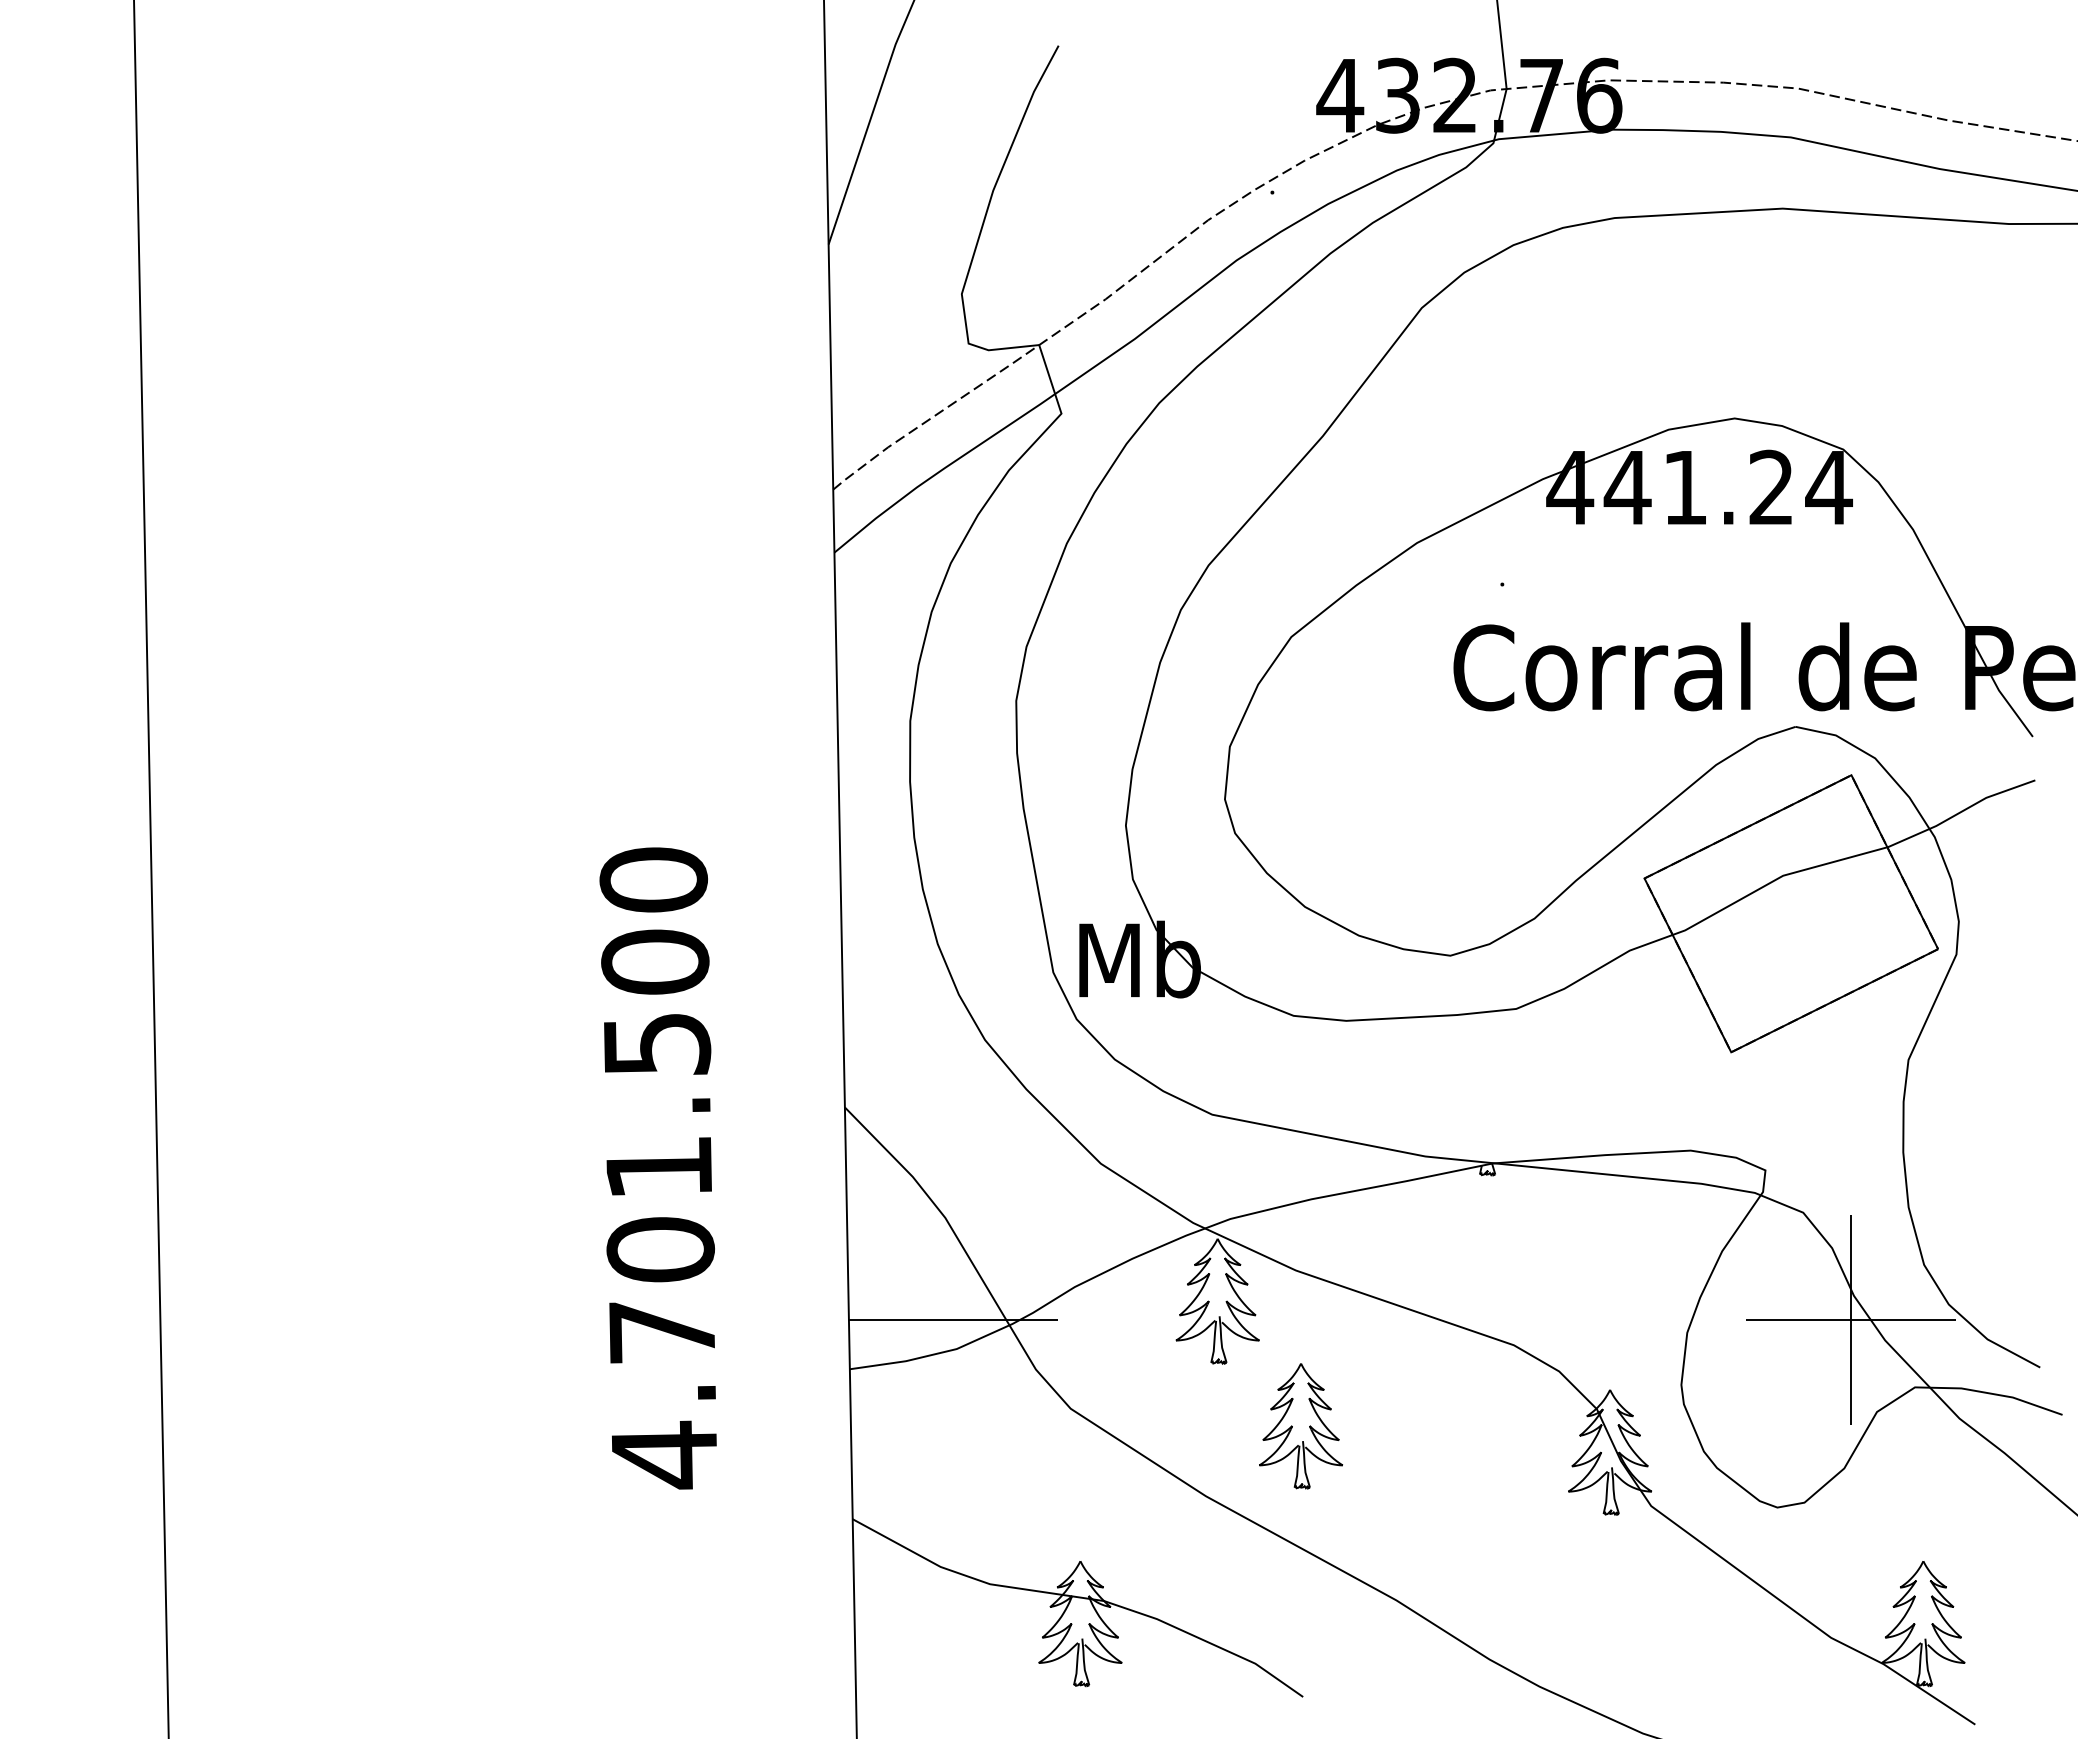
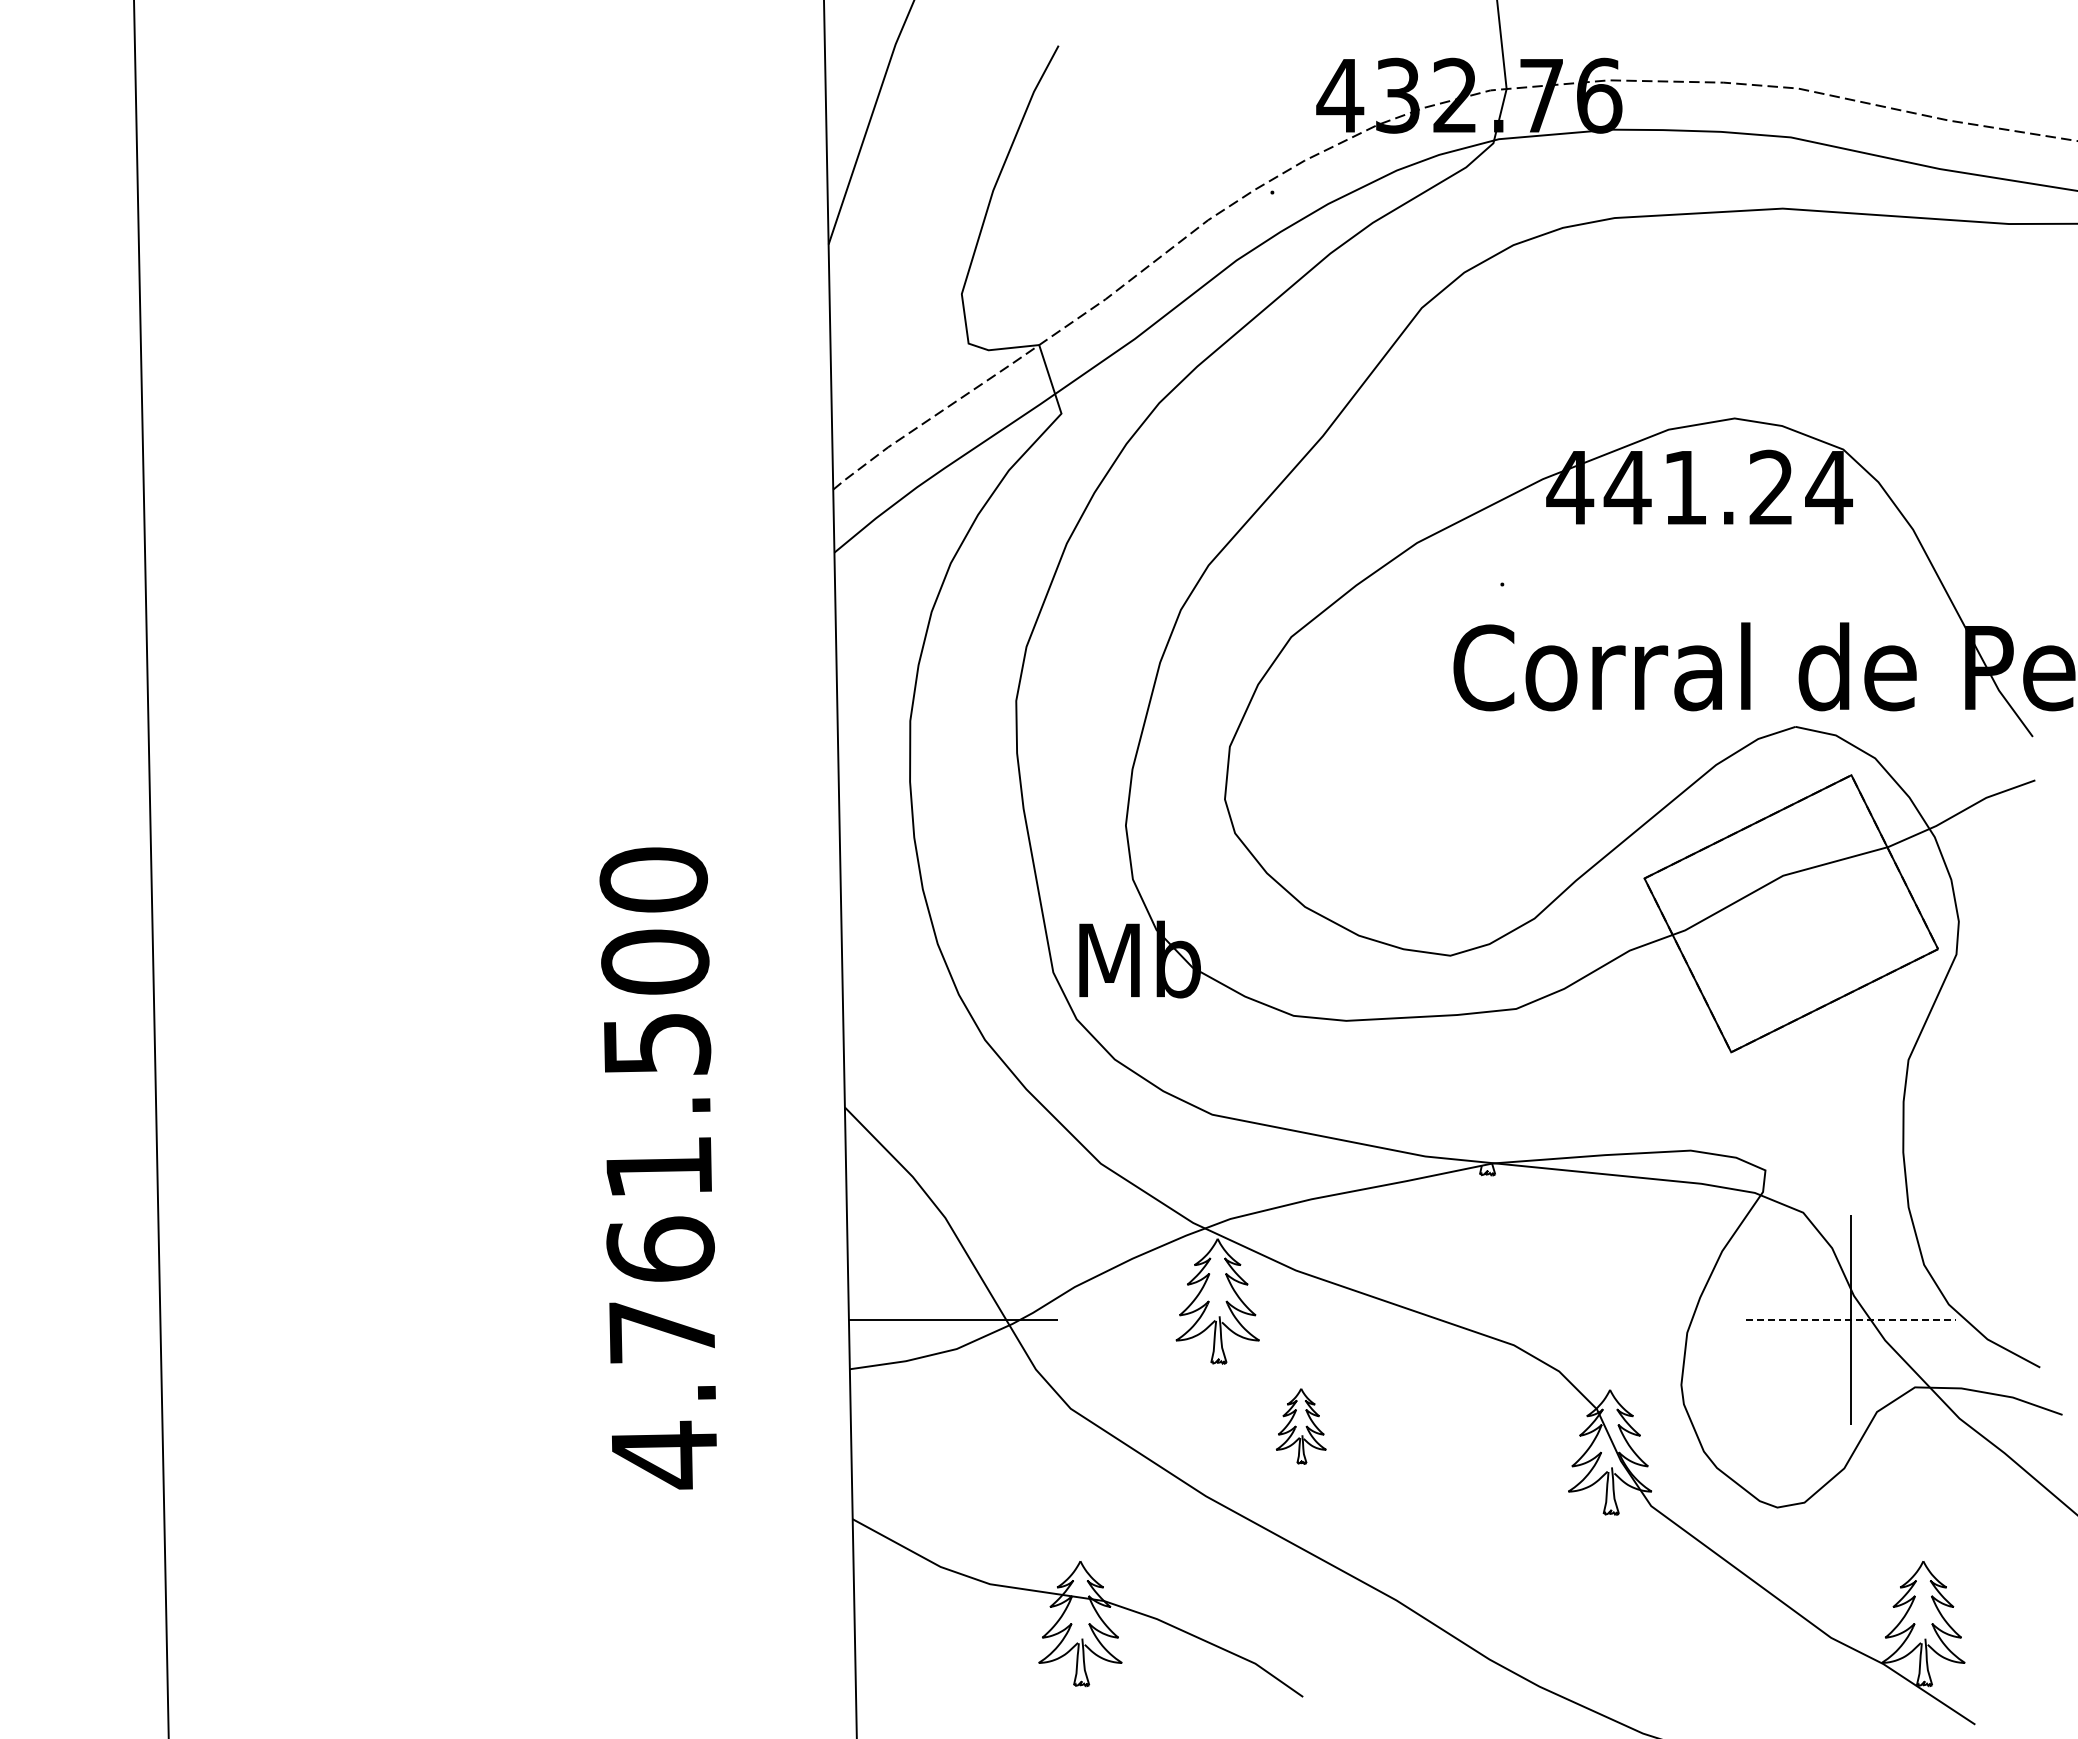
text: 4.701.500 -> 4.761.500 (660, 1249)
line: solid -> dashed (1851, 1320)
part size: 85x127 px -> 52x77 px (1300, 1426)
